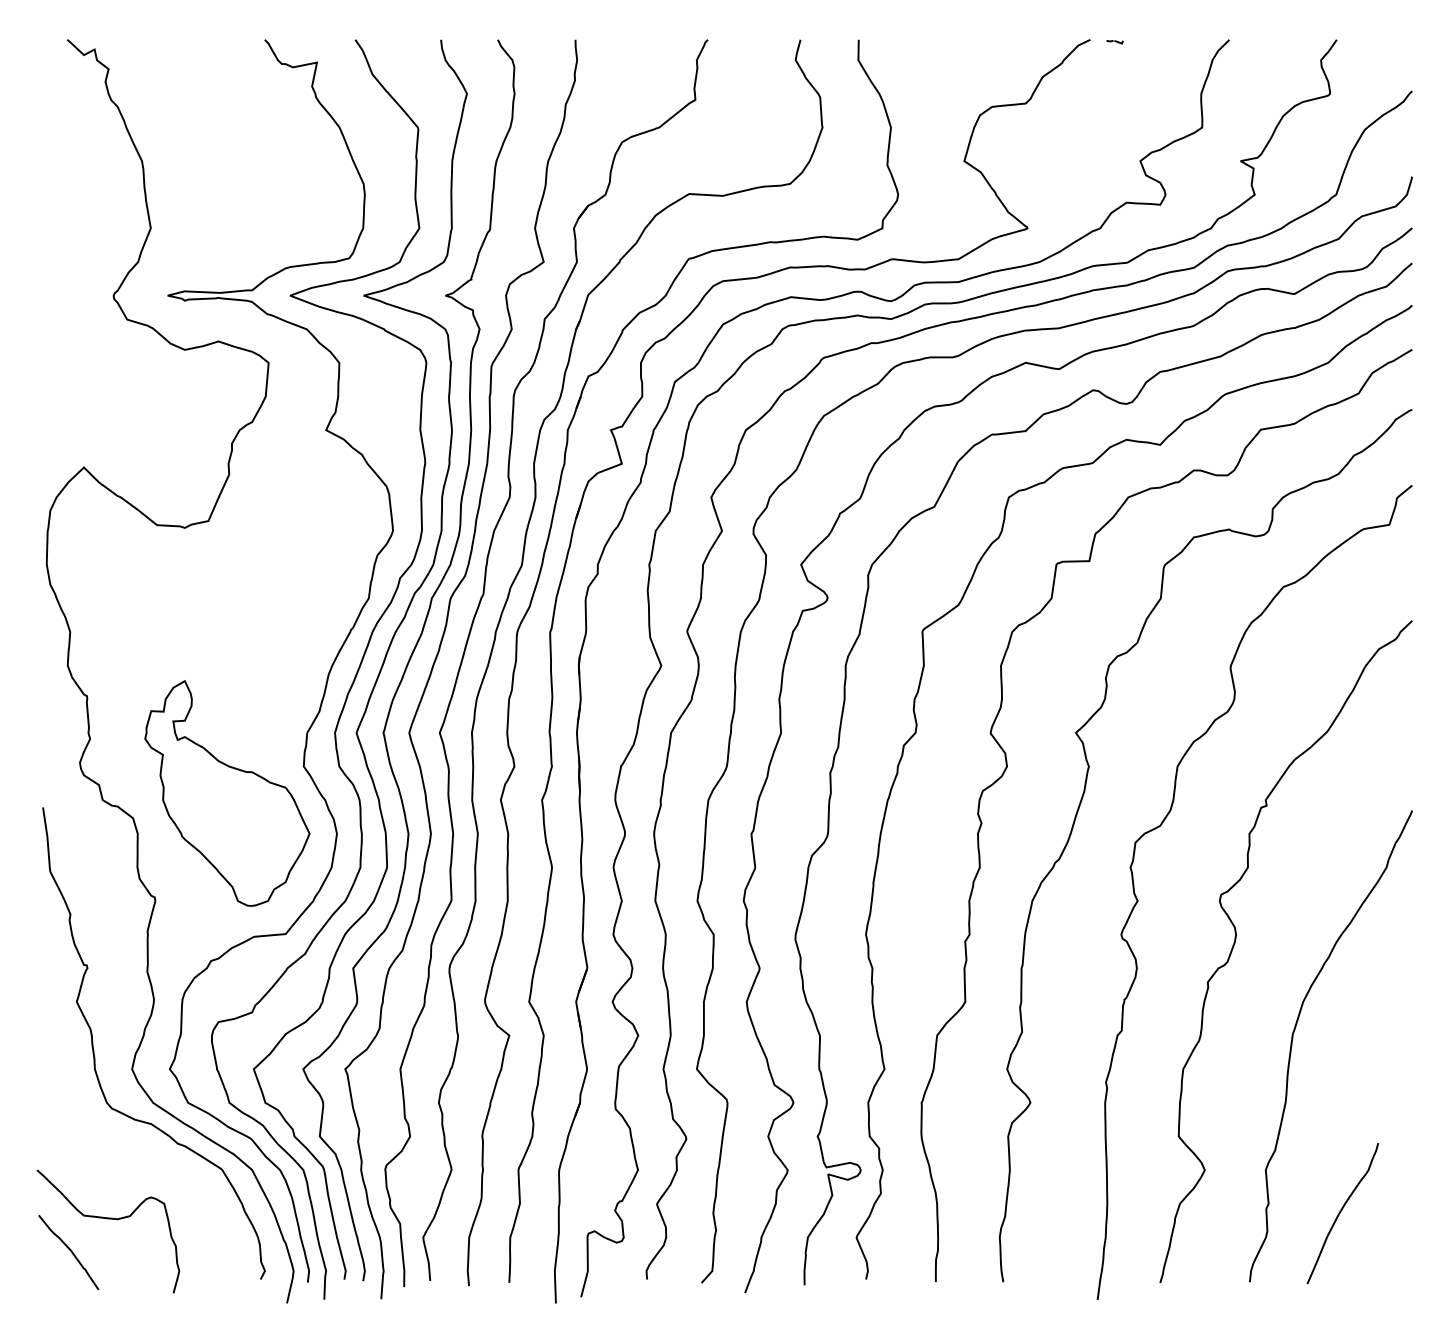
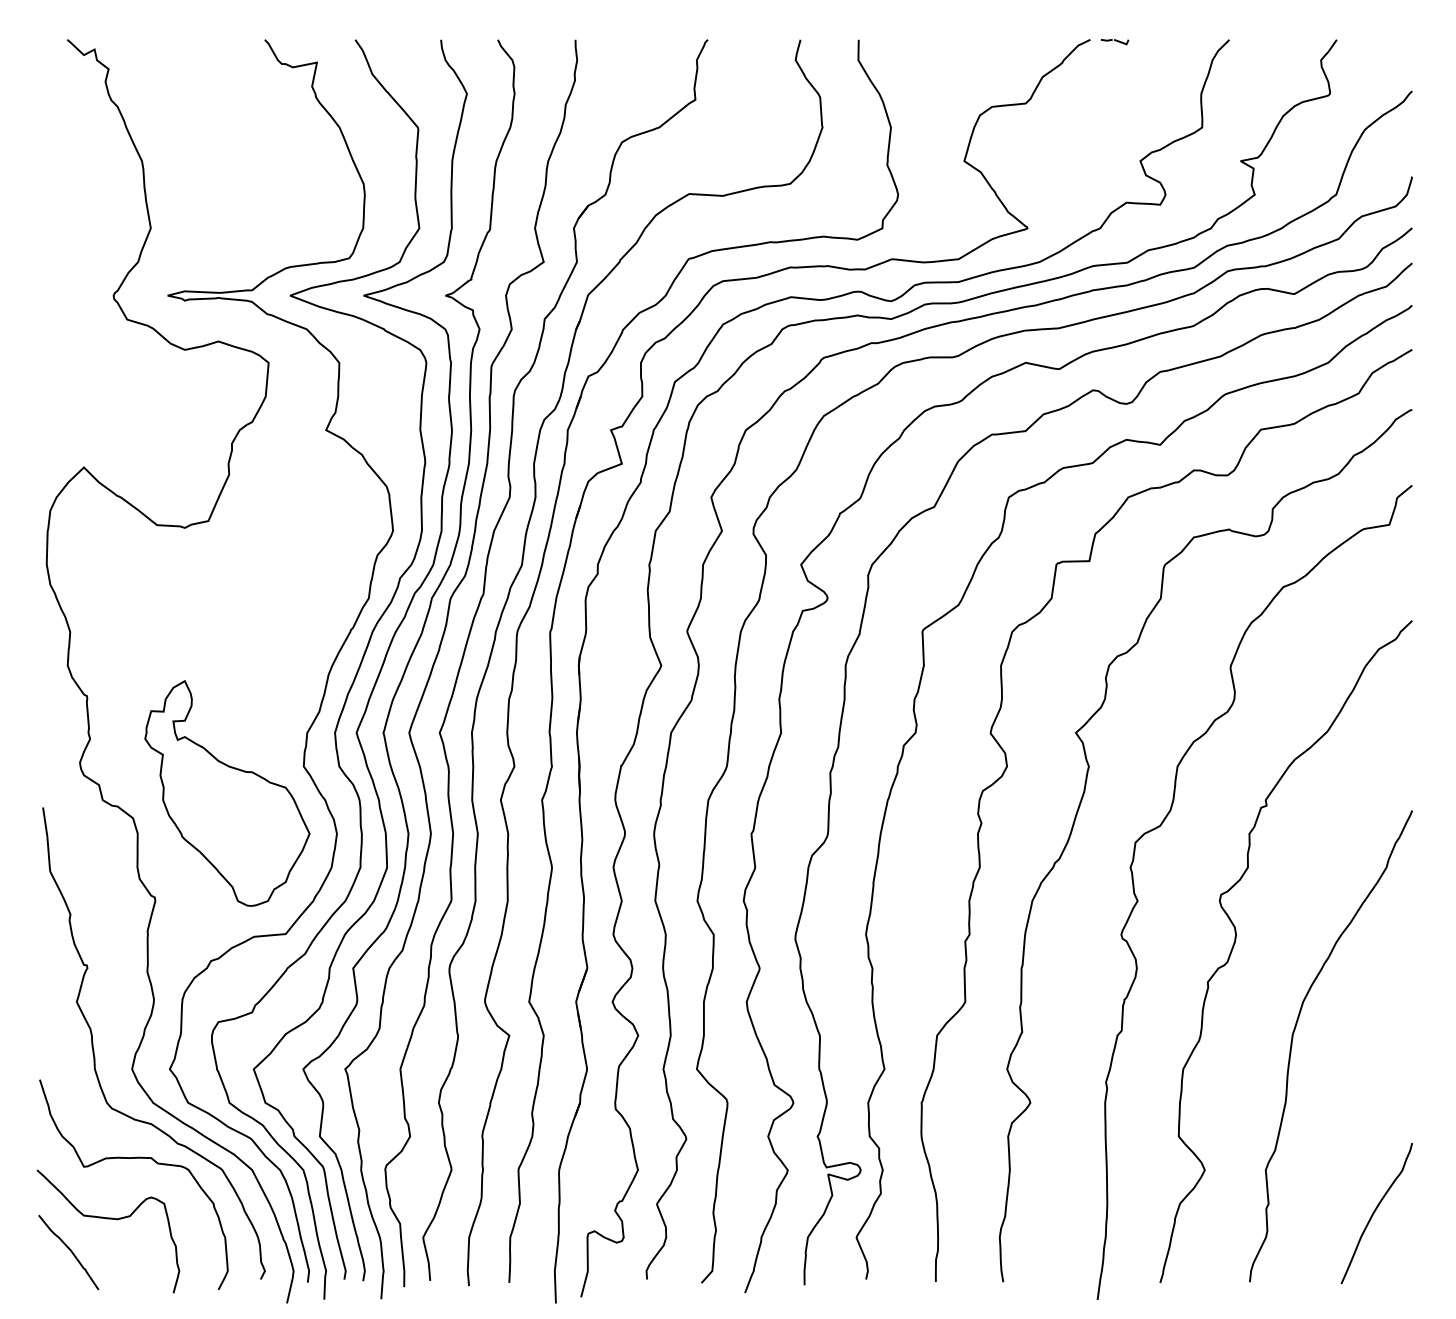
part size: 18x5 px -> 30x7 px (1114, 42)
curve: none -> present (133, 1158)
curve position: (1341, 1212) -> (1375, 1212) (1375, 1212)
